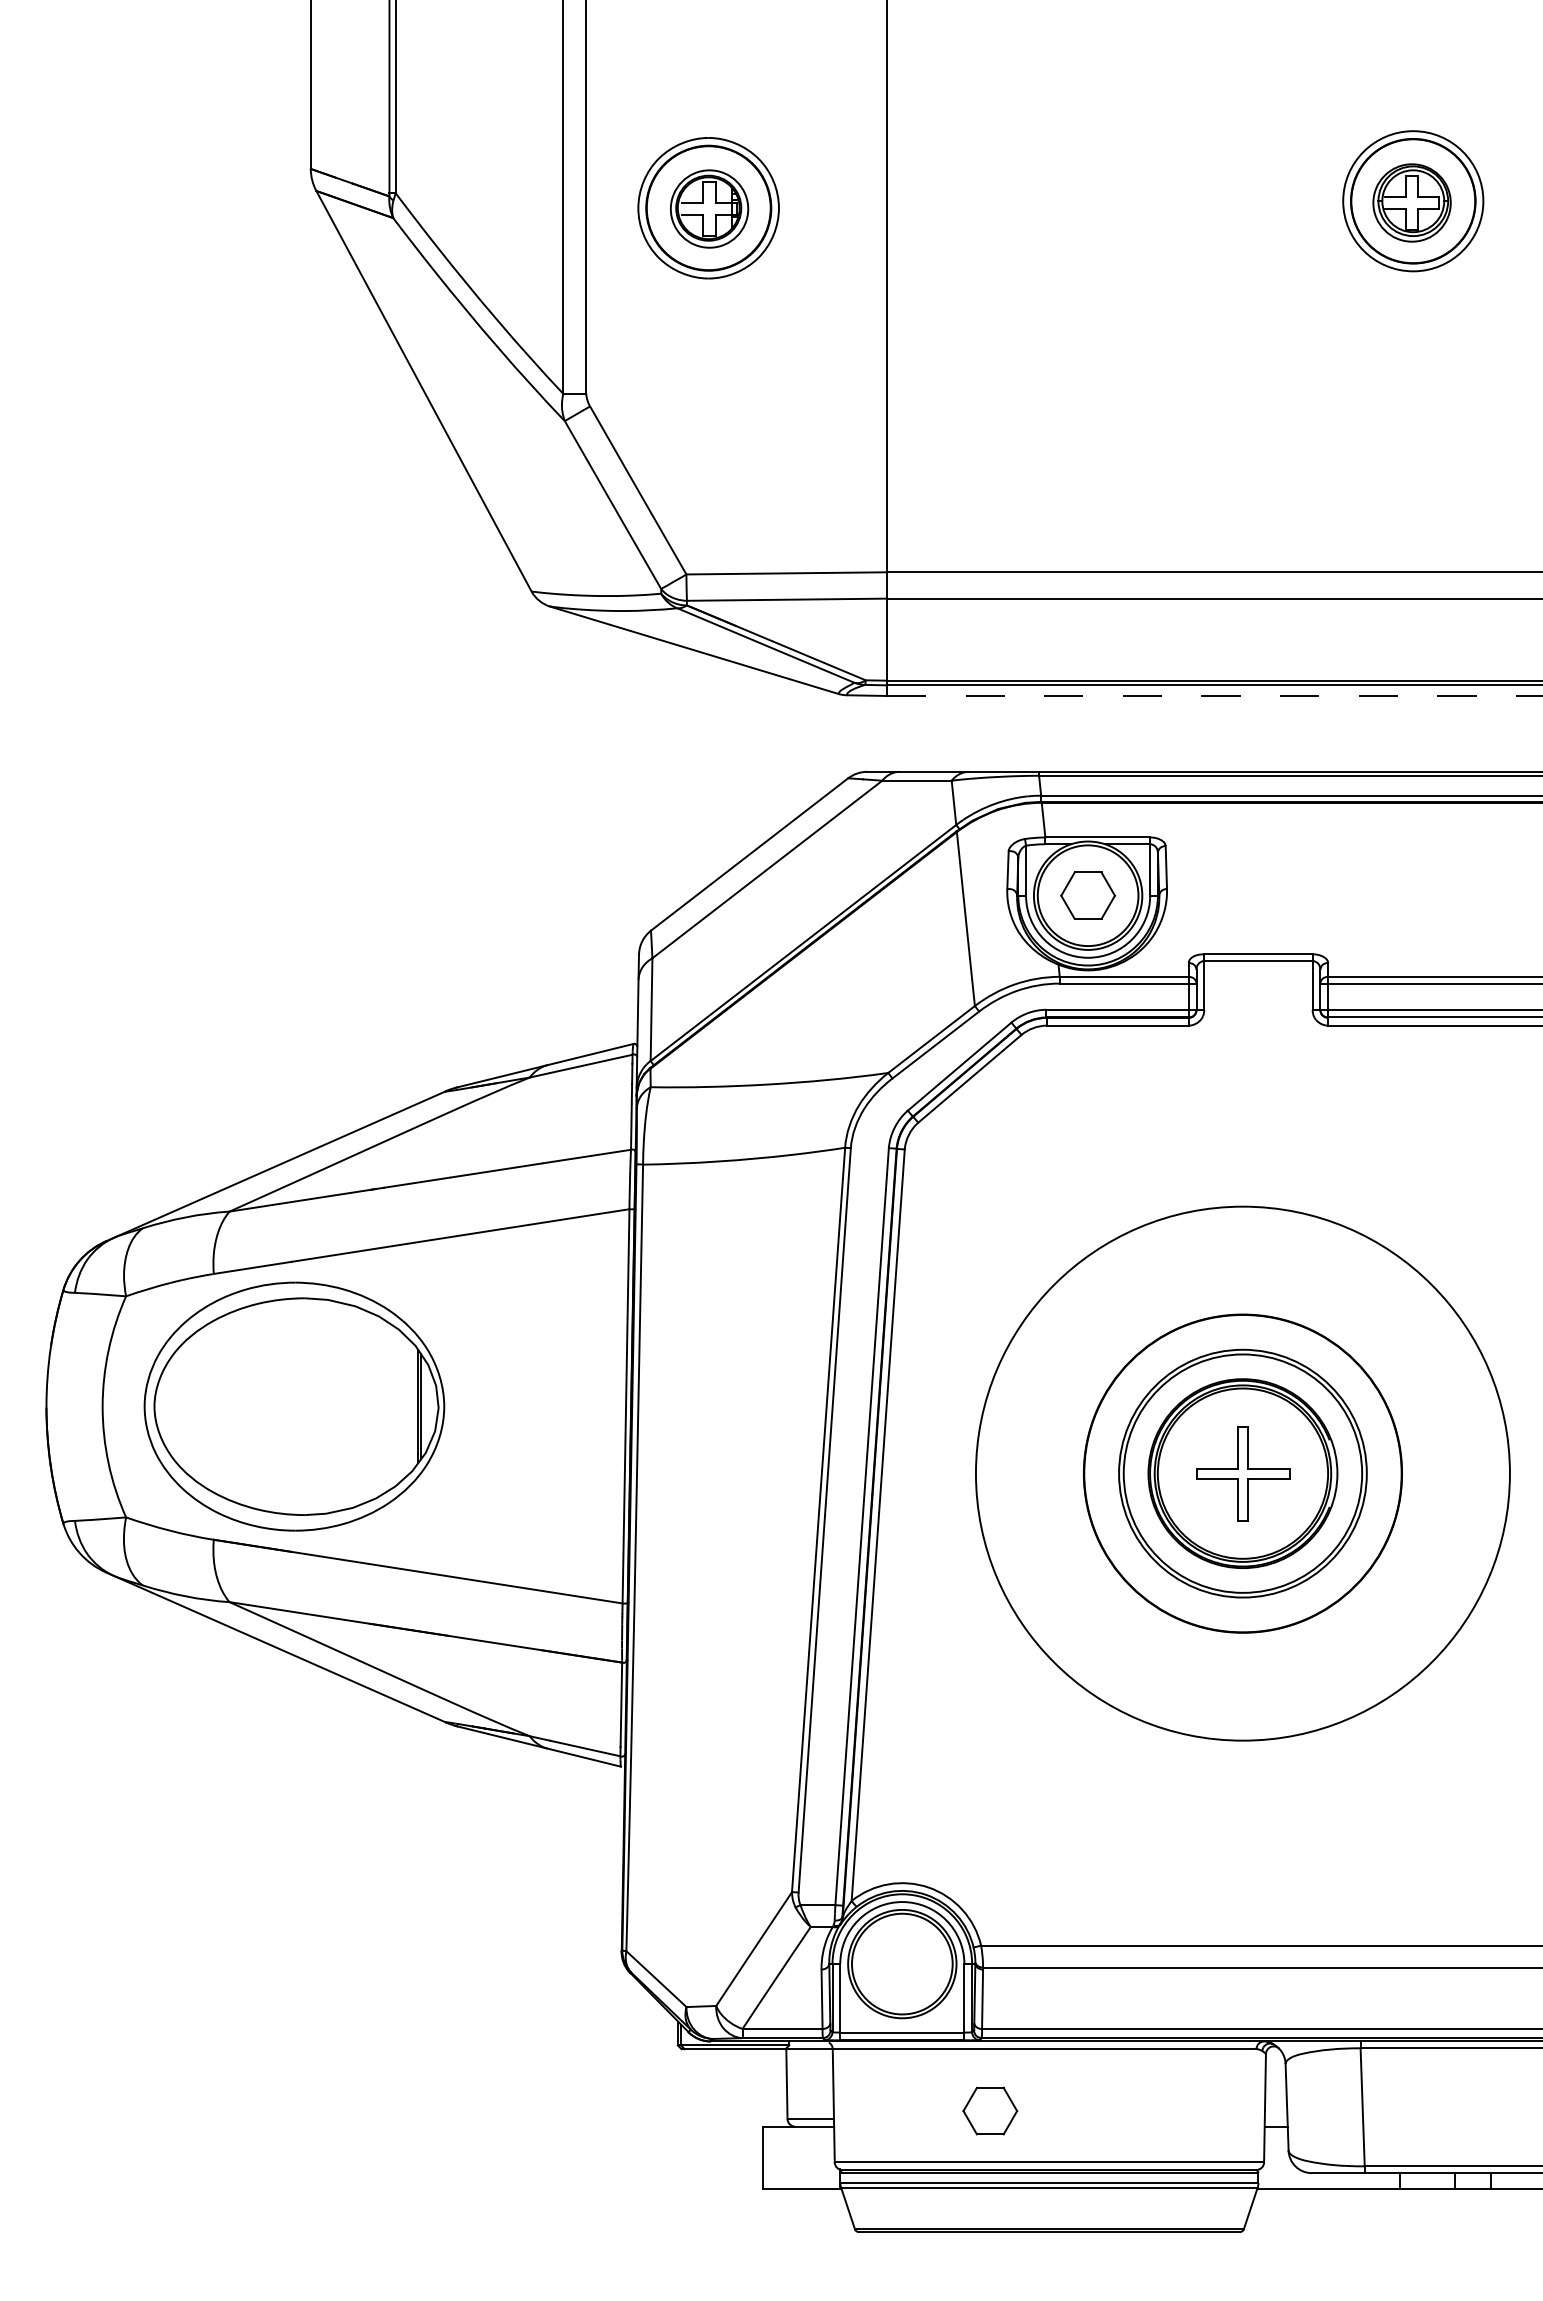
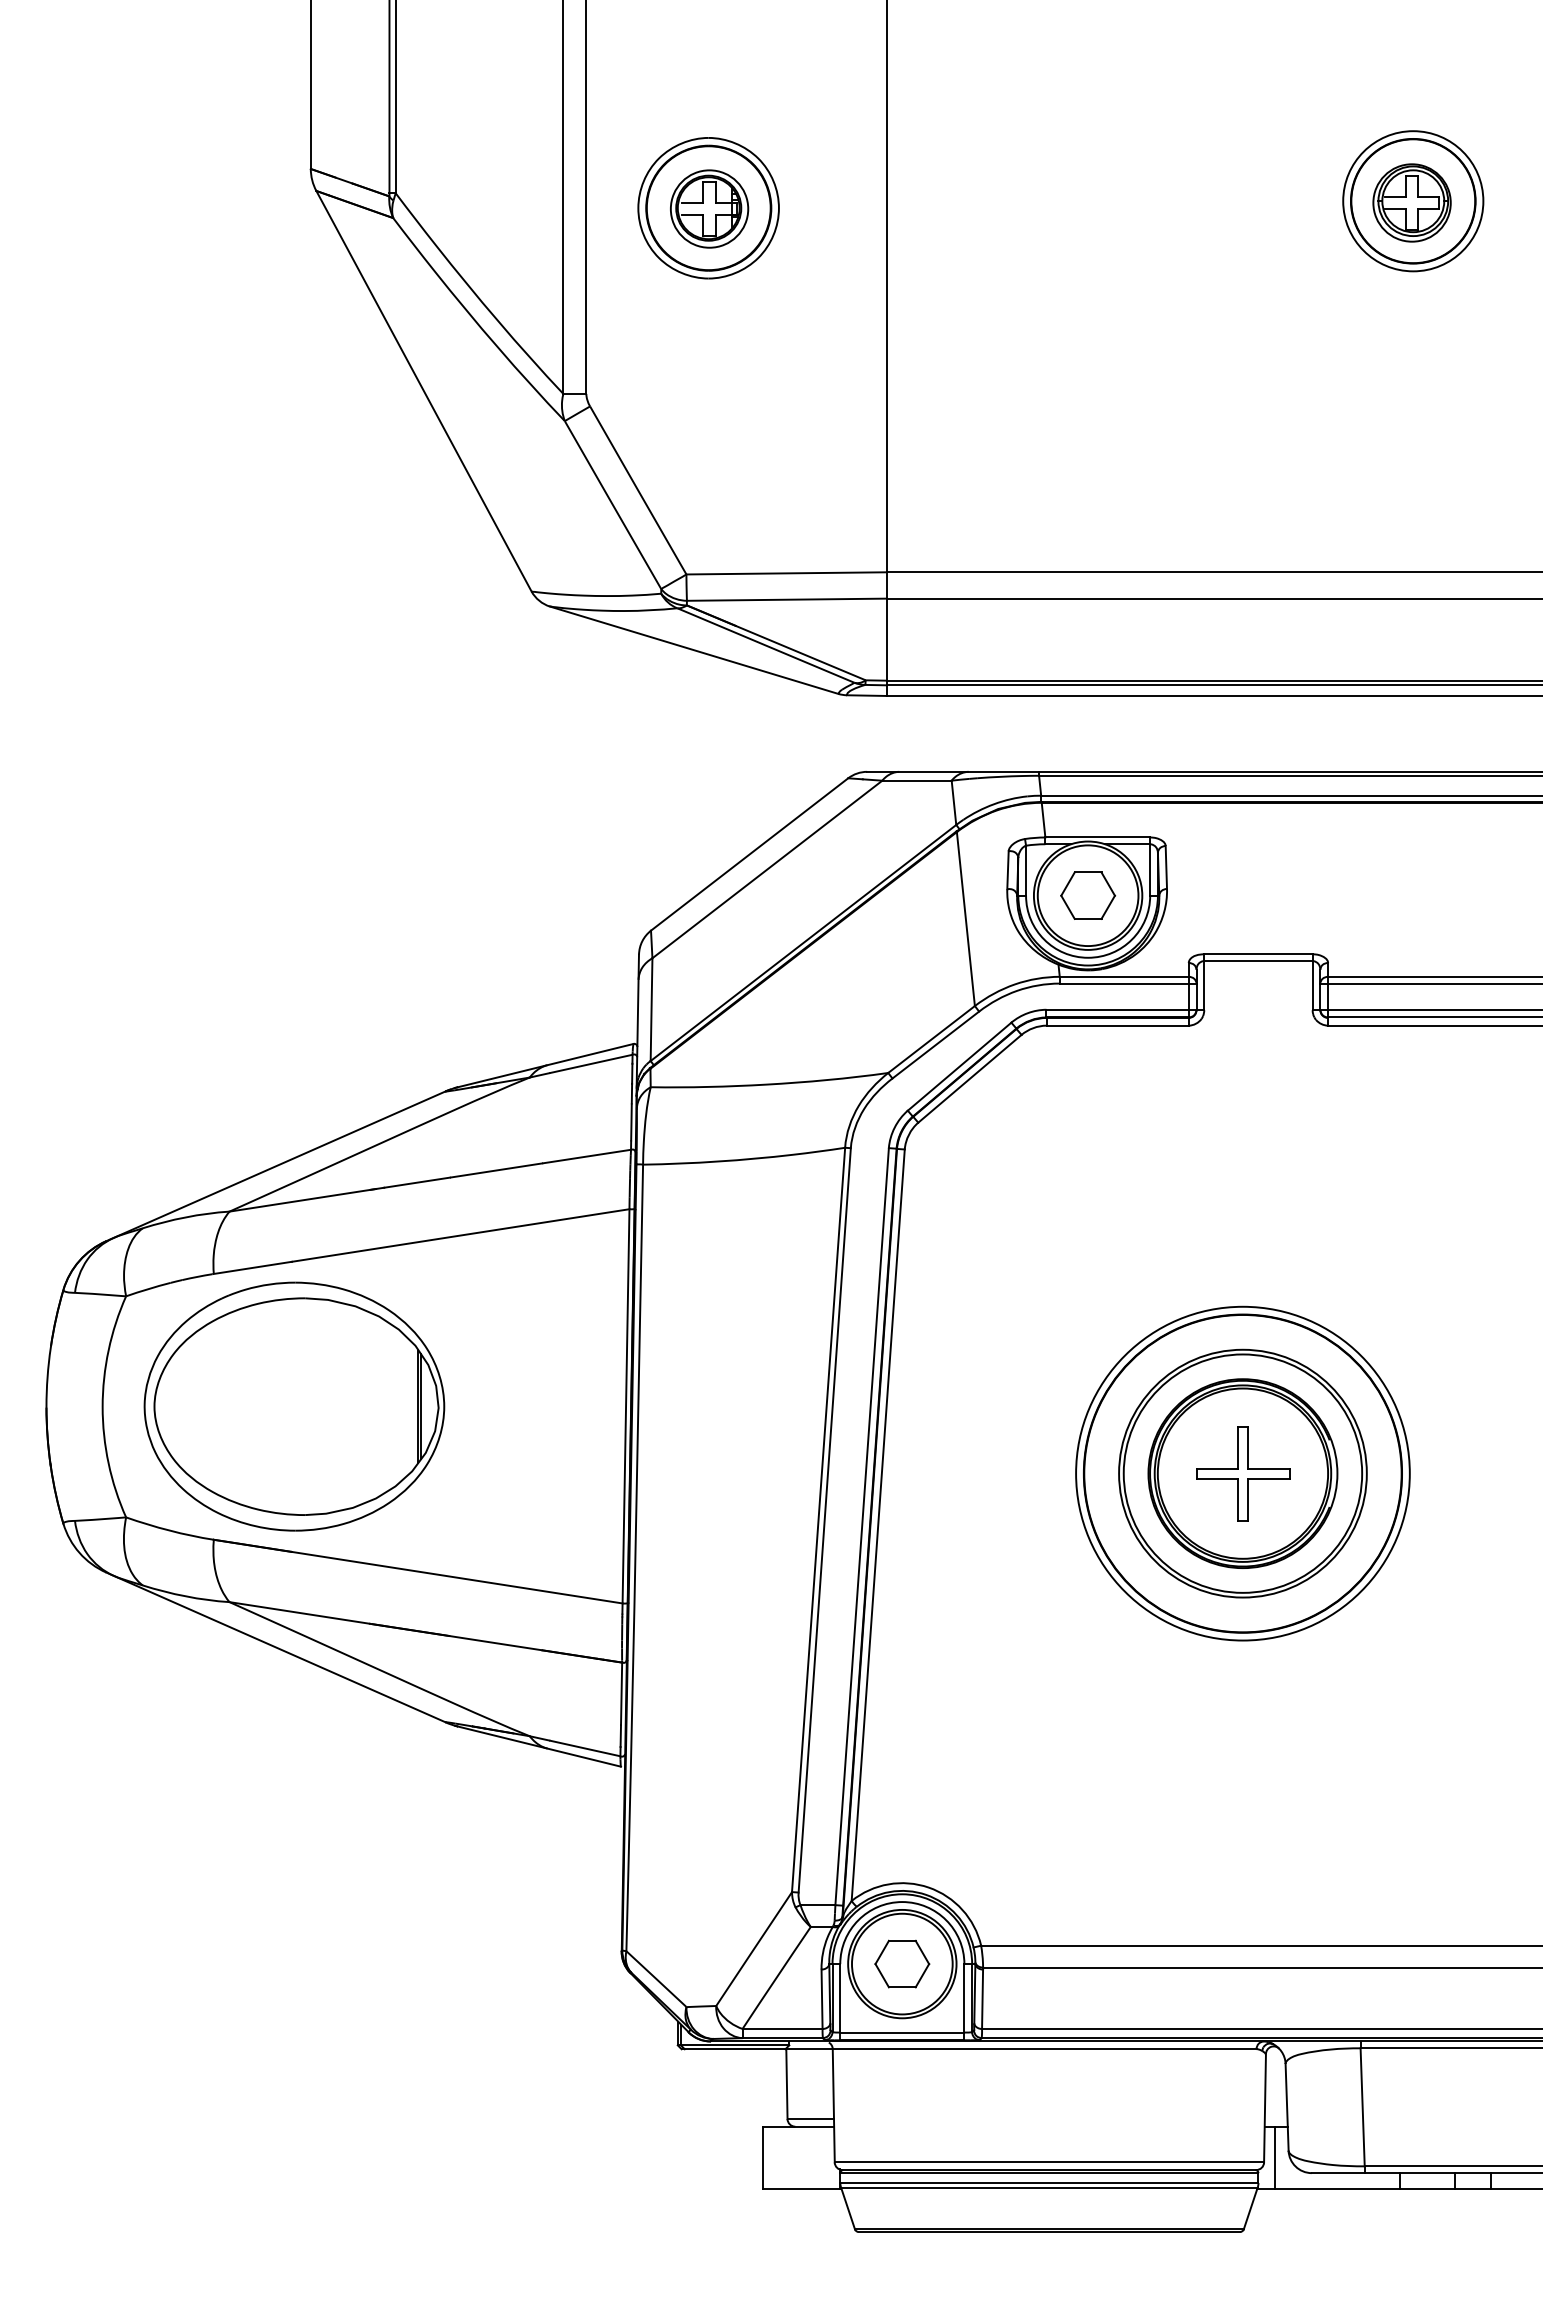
line: dashed -> solid (1214, 695)
circle diameter: 534 px -> 334 px (1242, 1473)
part position: (990, 2110) -> (902, 1963) (902, 1963)
line: none -> present (1275, 2157)
